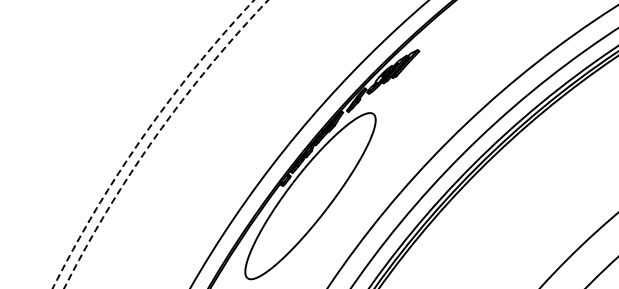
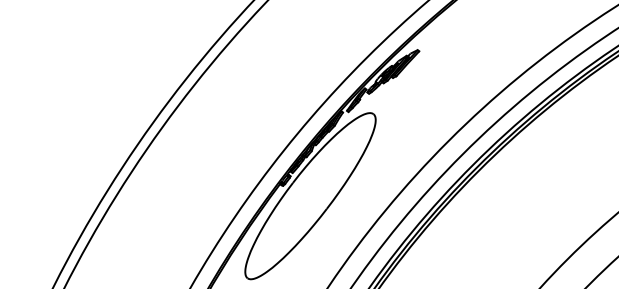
arc: dashed -> solid (143, 137)
arc: dashed -> solid (154, 138)
